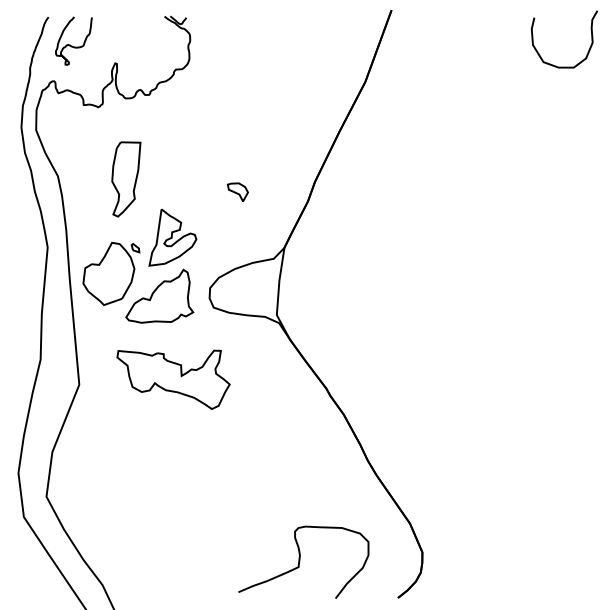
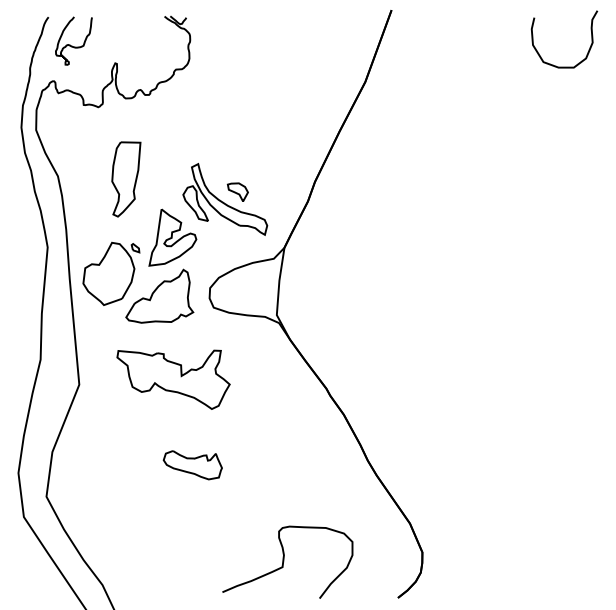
part: none -> present (225, 199)
part: none -> present (192, 465)
curve position: (300, 561) -> (284, 561) (284, 561)
